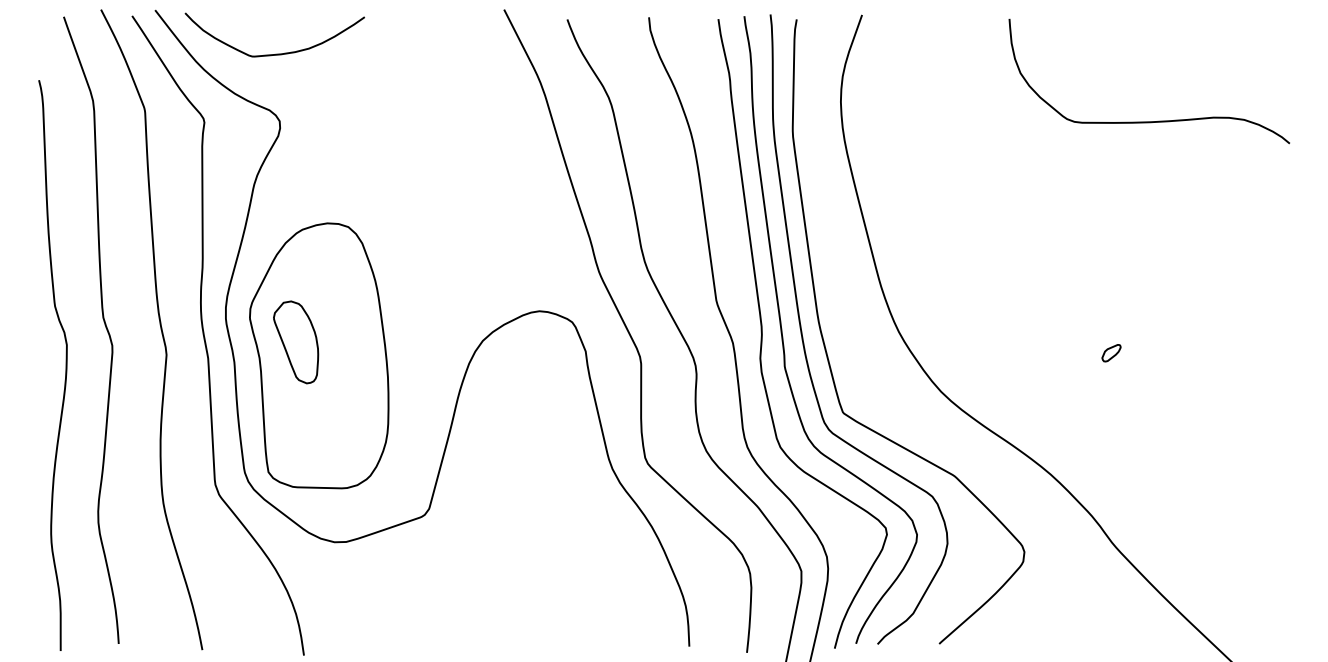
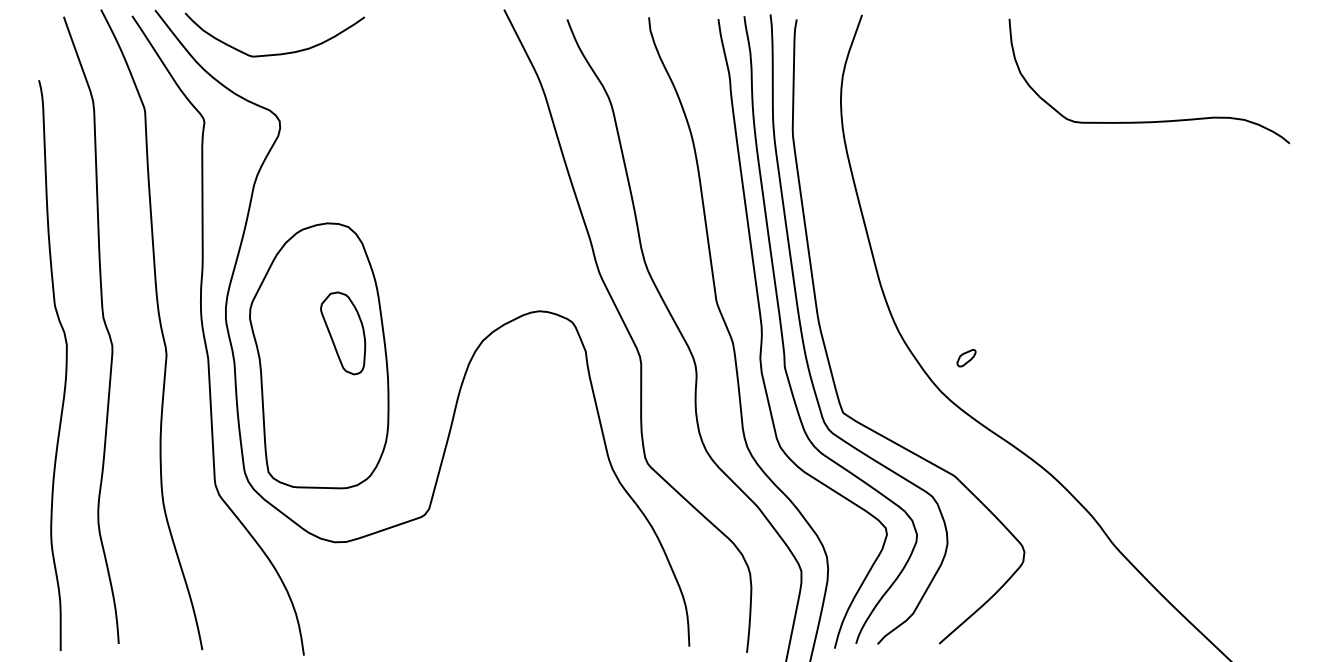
part position: (296, 342) -> (343, 333) (343, 333)
part position: (1111, 353) -> (966, 358) (966, 358)
